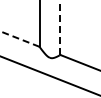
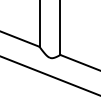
line: dashed -> solid (60, 27)
line: dashed -> solid (20, 39)
